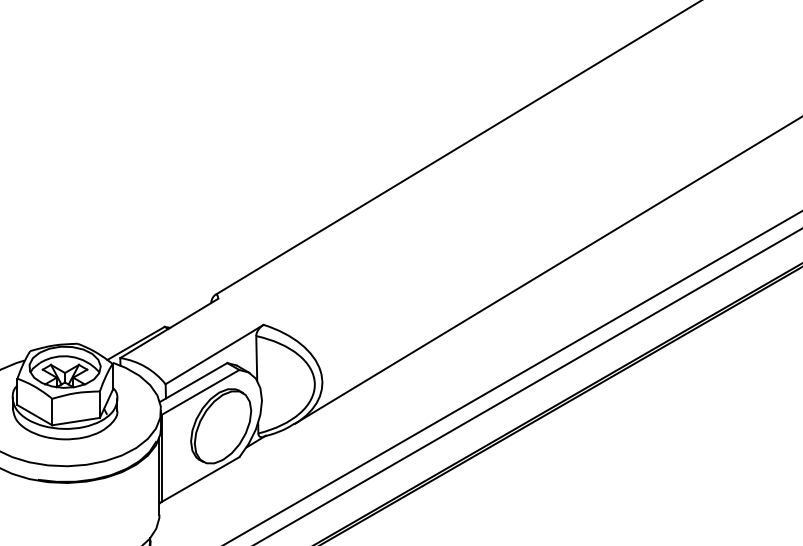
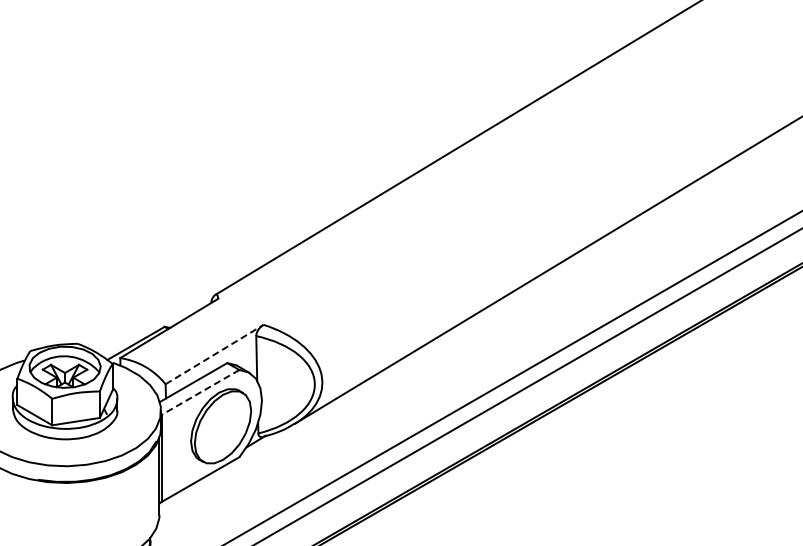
line: solid -> dashed (215, 354)
line: solid -> dashed (200, 392)
